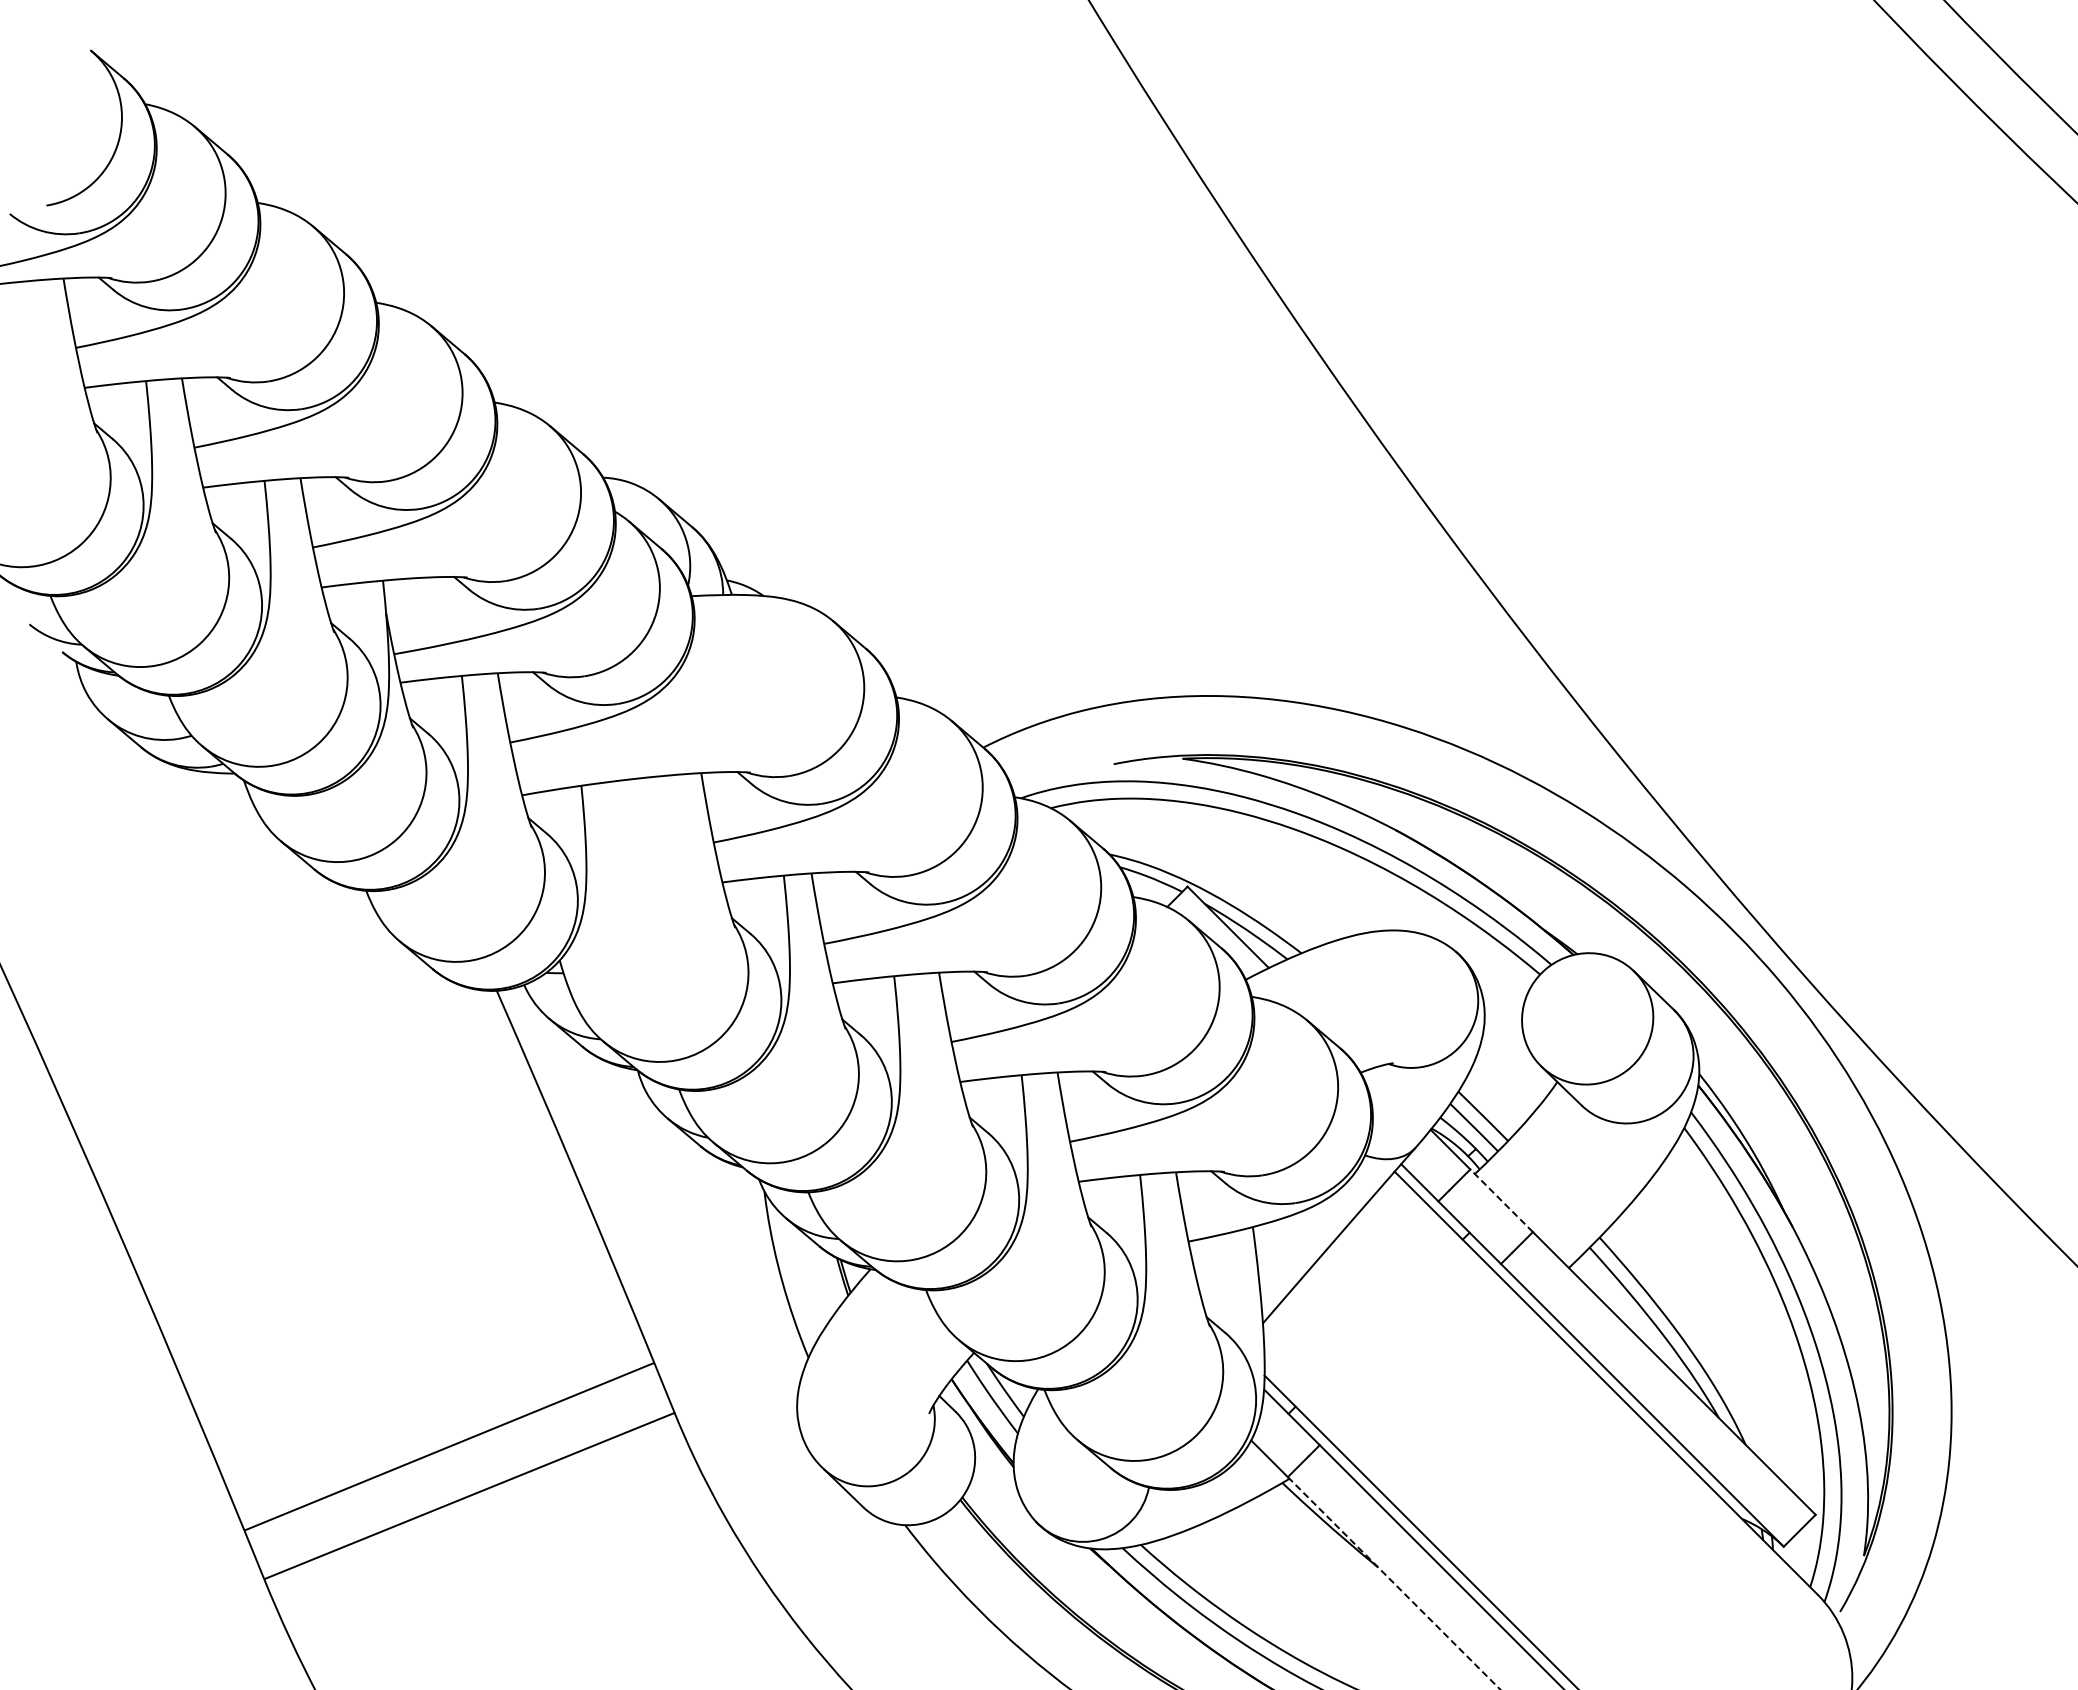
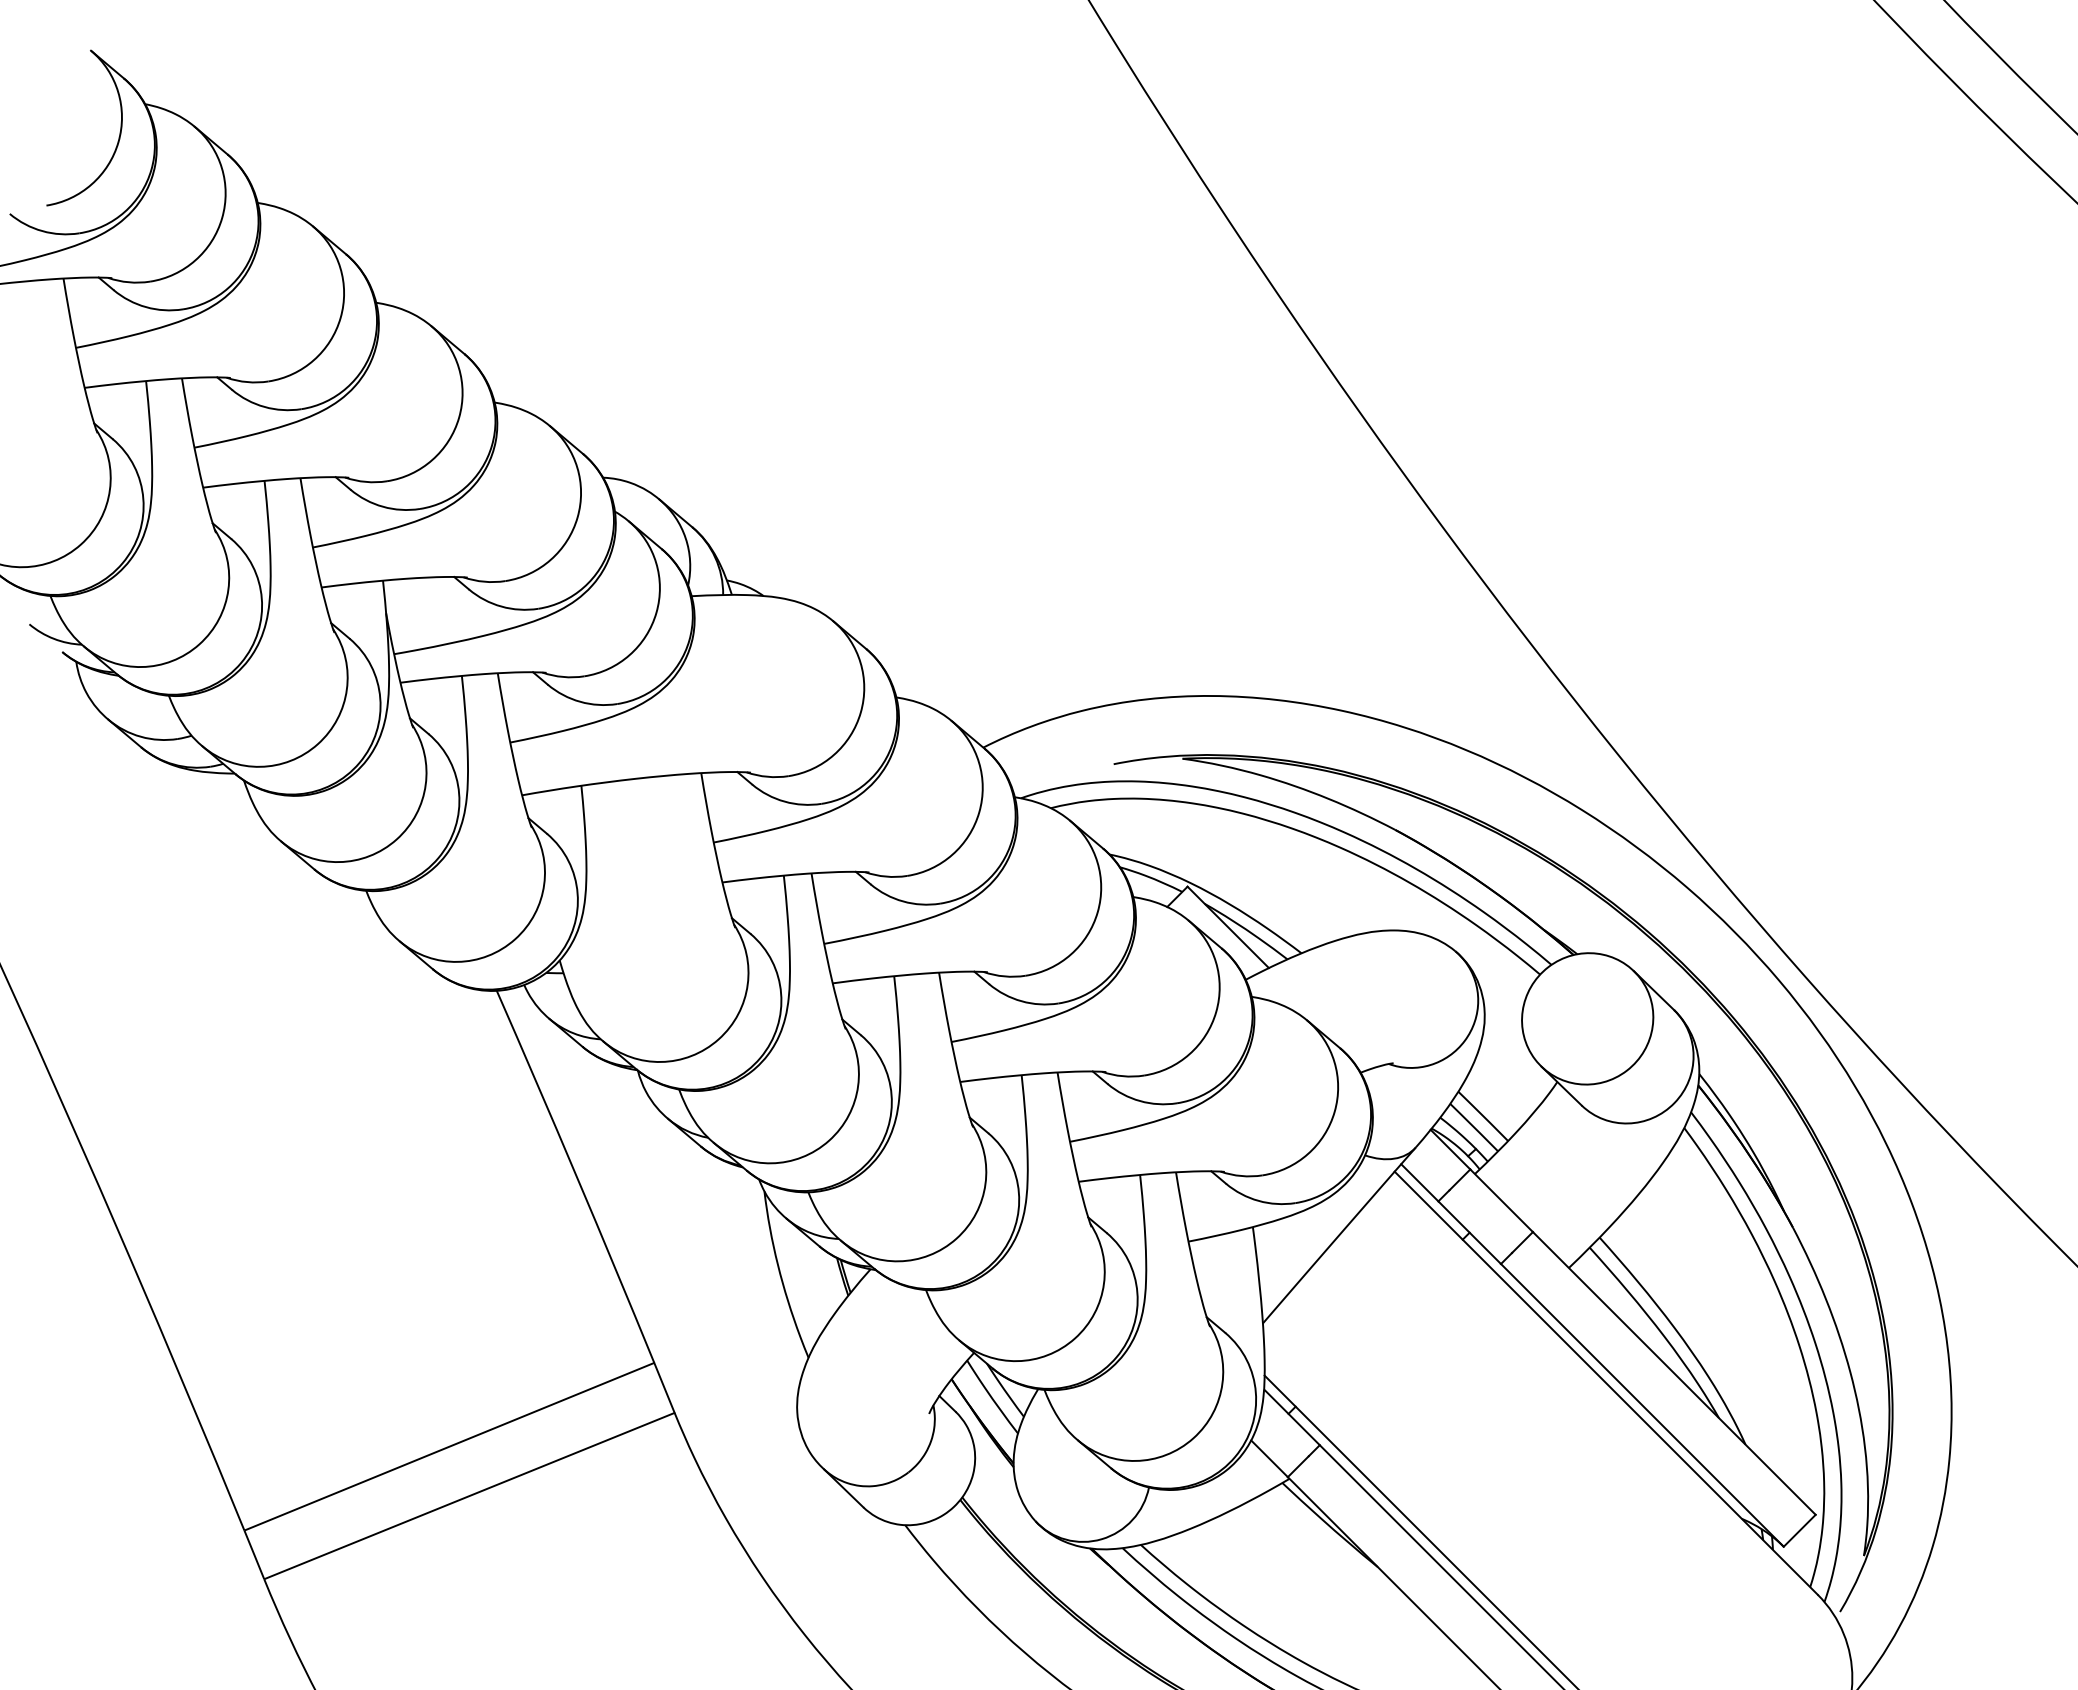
line: dashed -> solid (1501, 1200)
line: dashed -> solid (1394, 1583)
